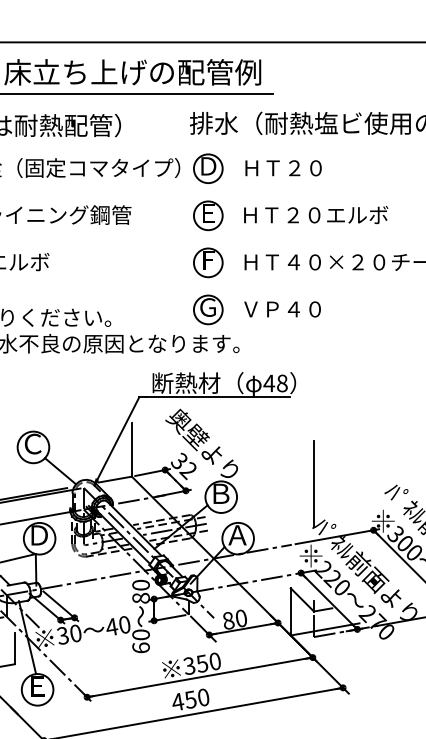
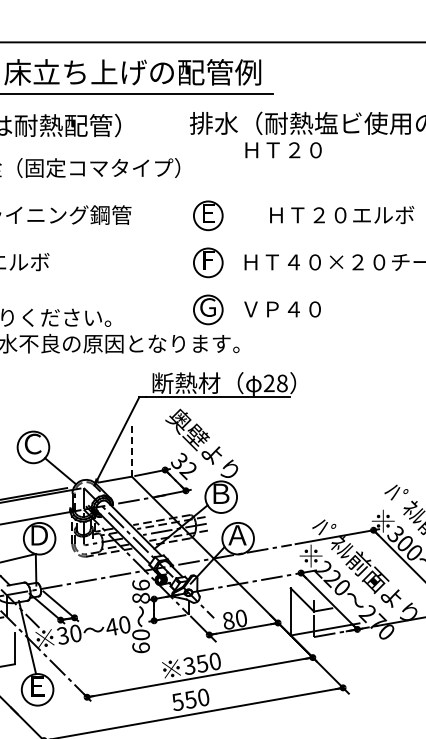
part: present -> none (208, 168)
text position: (283, 168) -> (283, 150) (283, 150)
text position: (316, 214) -> (342, 214) (342, 214)
text: 48 -> 28 (269, 383)
line: solid -> dashed (131, 449)
line: present -> none (313, 483)
text: 80 -> 86 (140, 584)
text: 450 -> 550 (178, 701)
